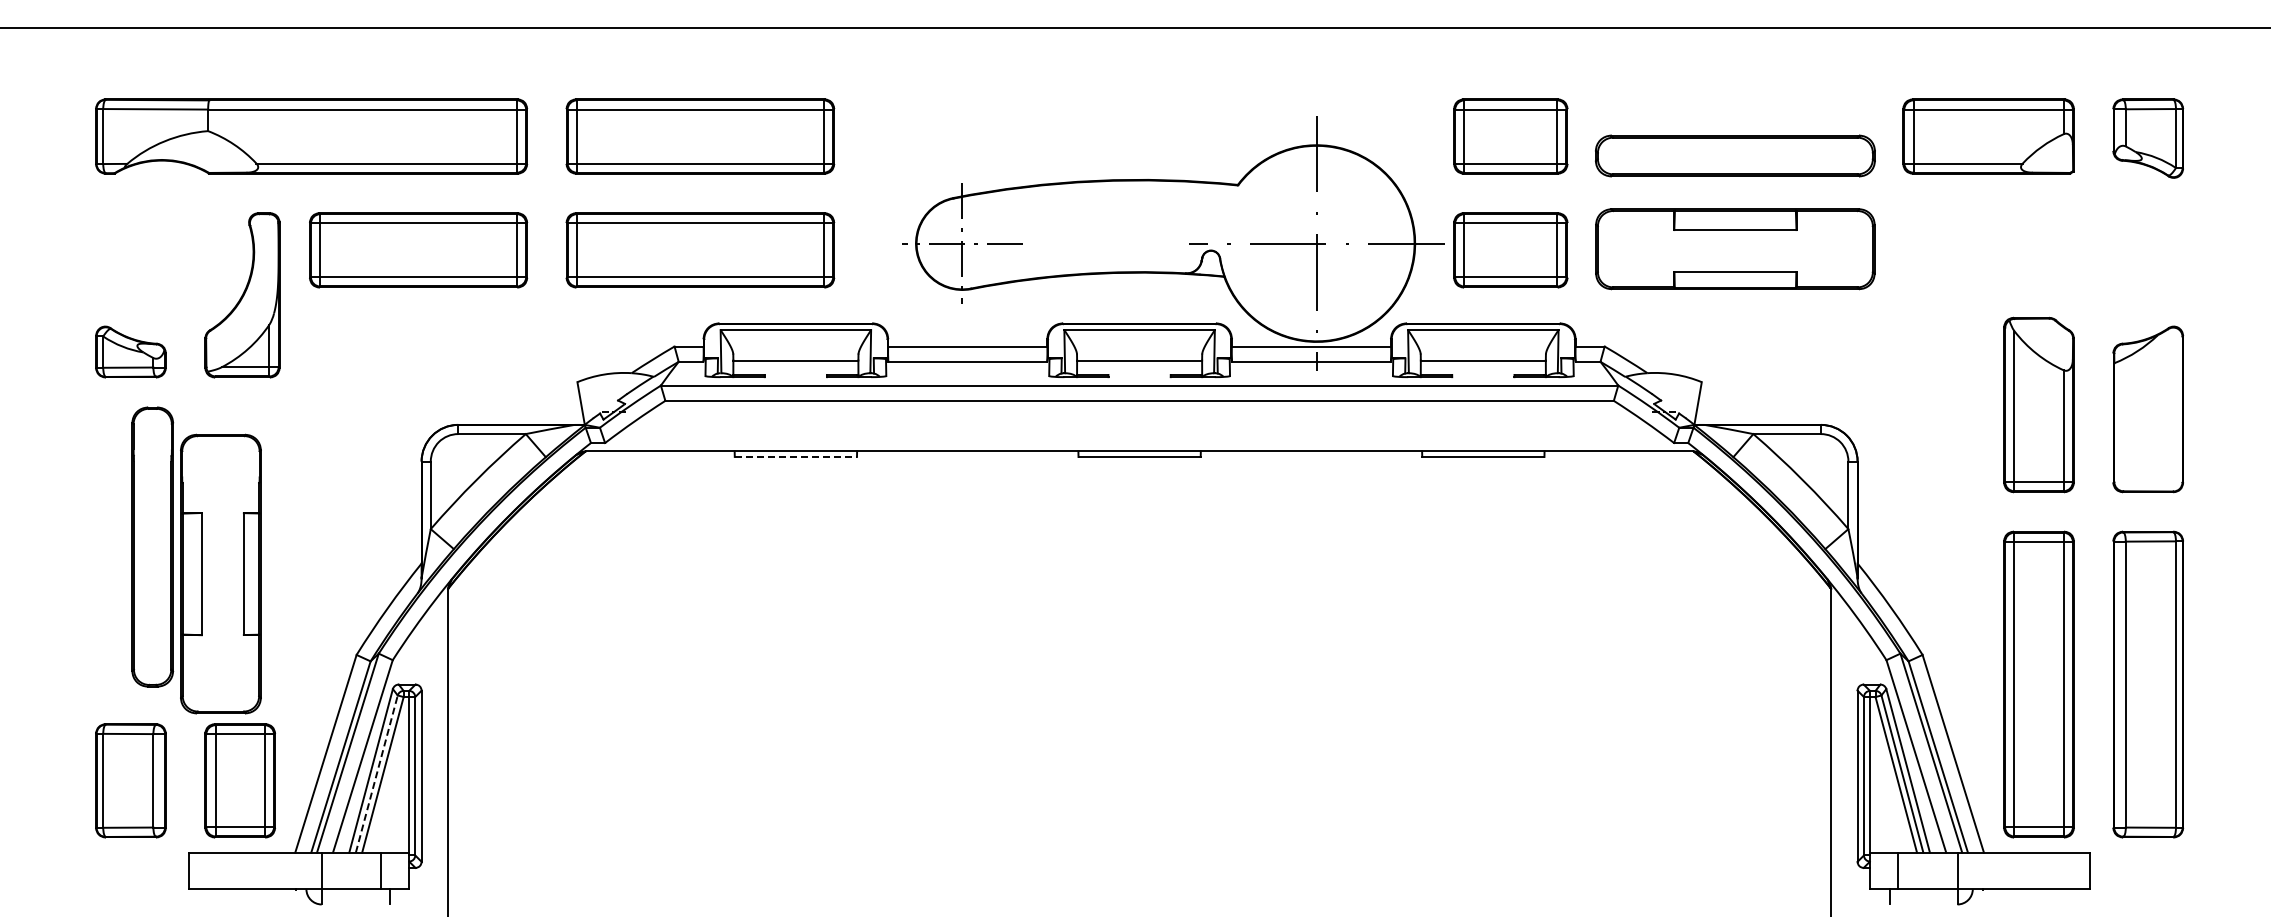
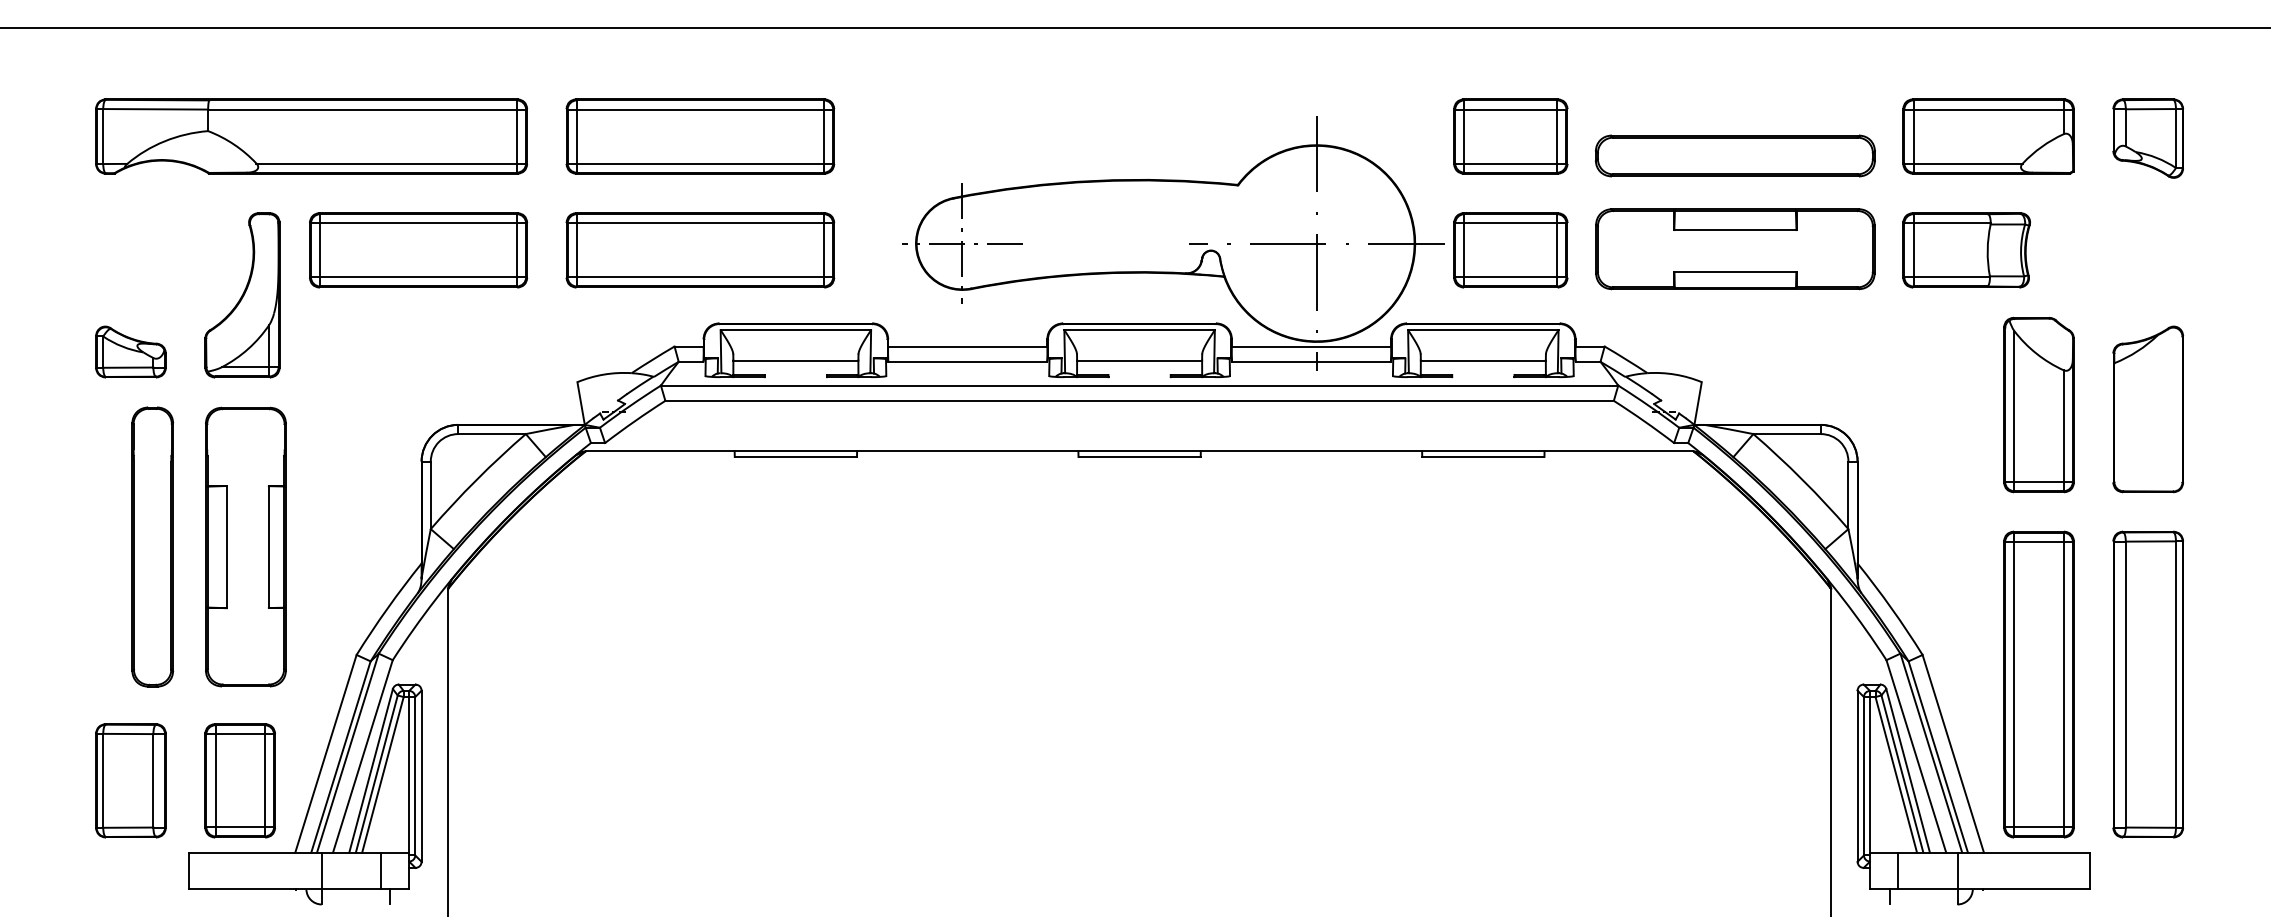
part: none -> present (1966, 250)
line: dashed -> solid (796, 456)
part position: (220, 573) -> (245, 546) (245, 546)
line: dashed -> solid (376, 773)
